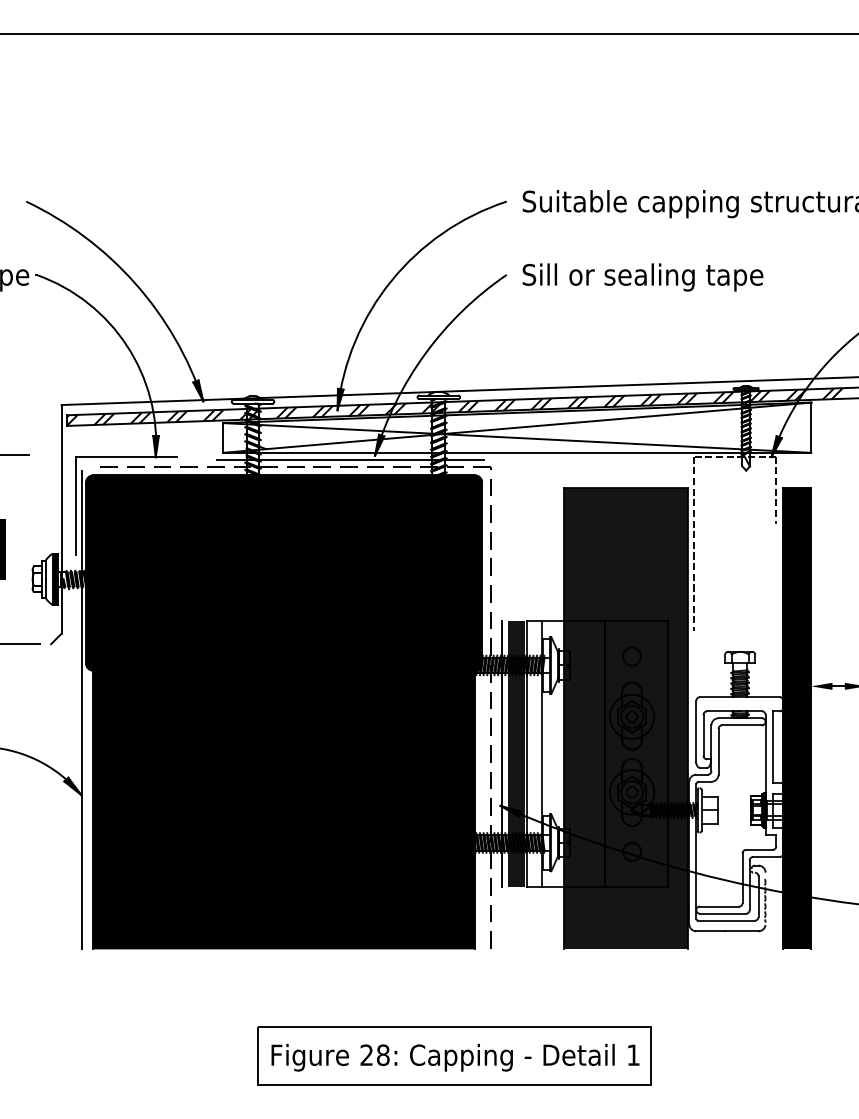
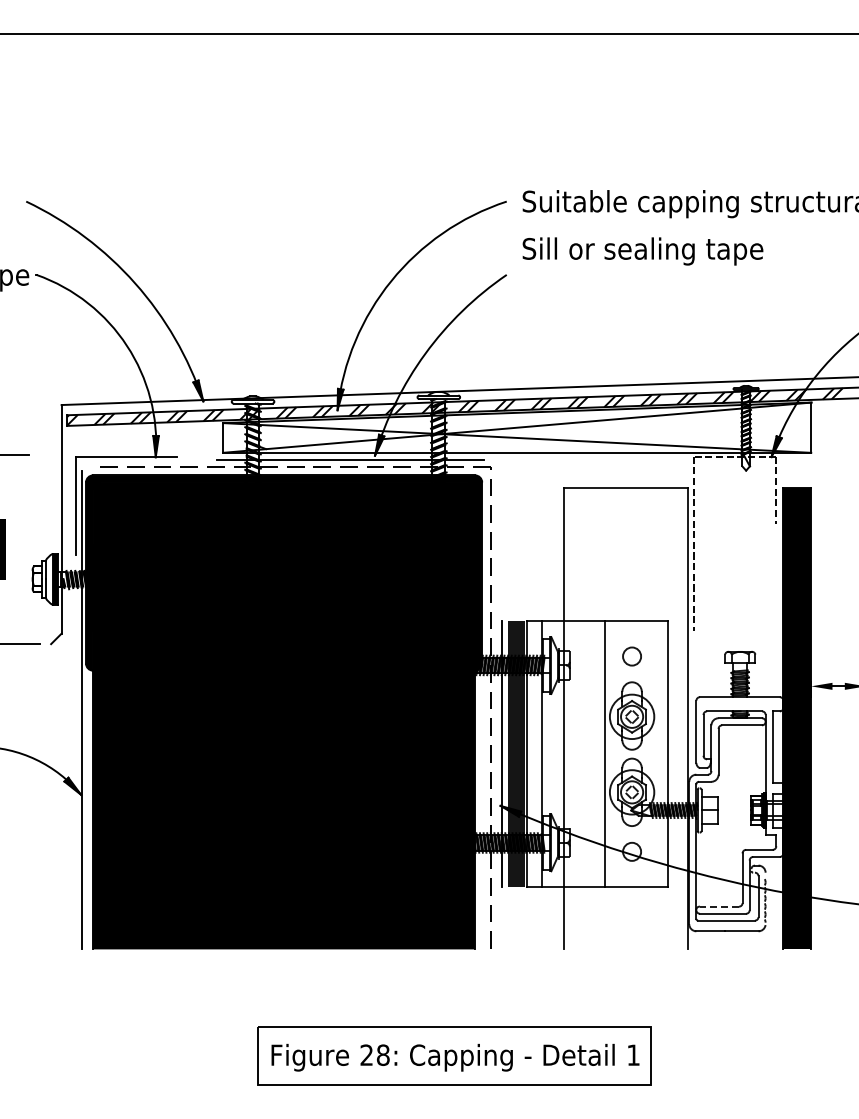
text position: (642, 277) -> (642, 251) (642, 251)
fill: present -> none (626, 718)
line: solid -> dashed (719, 906)
